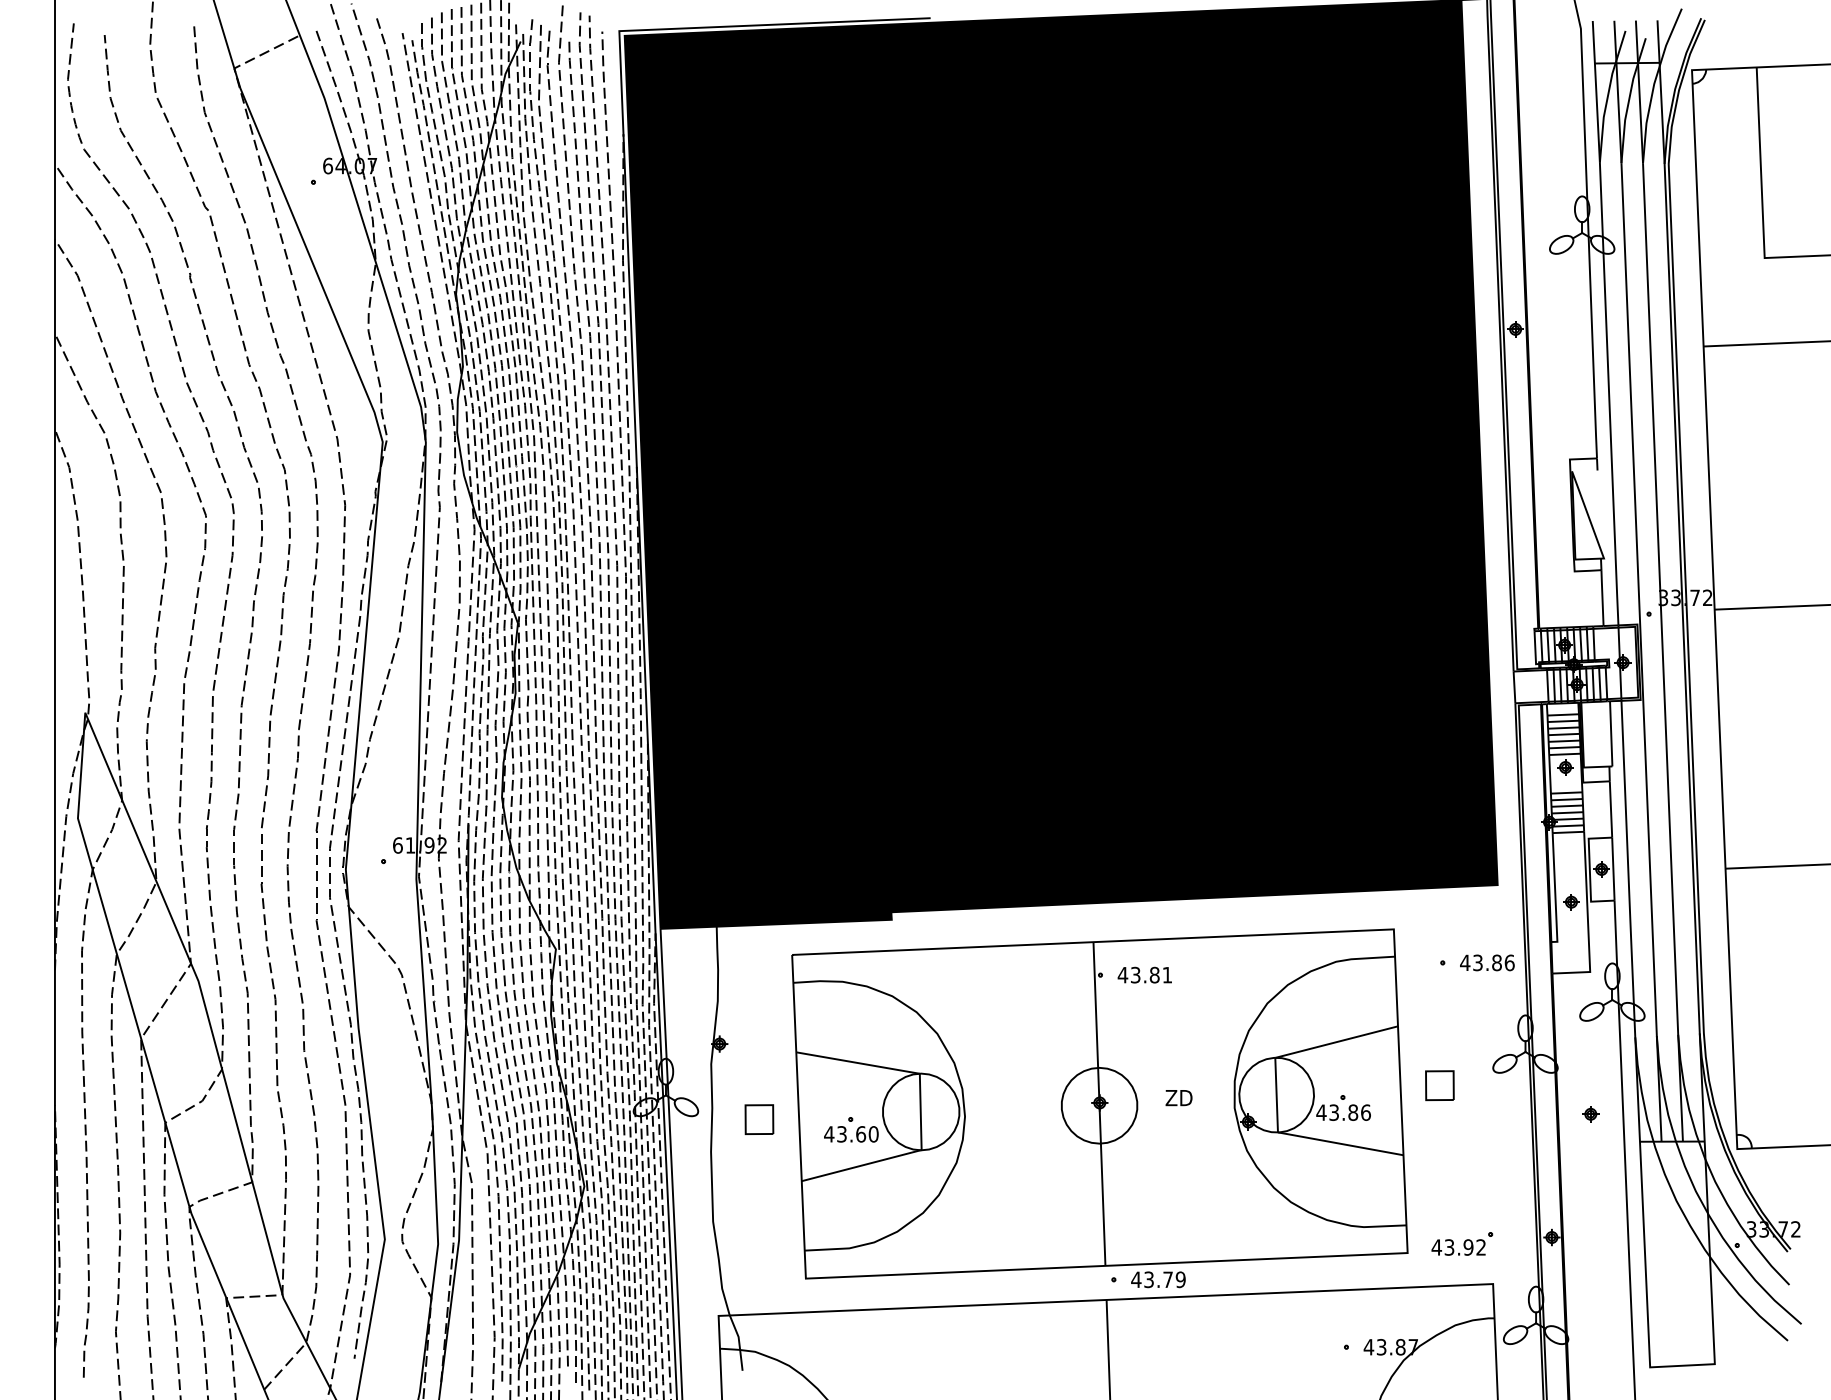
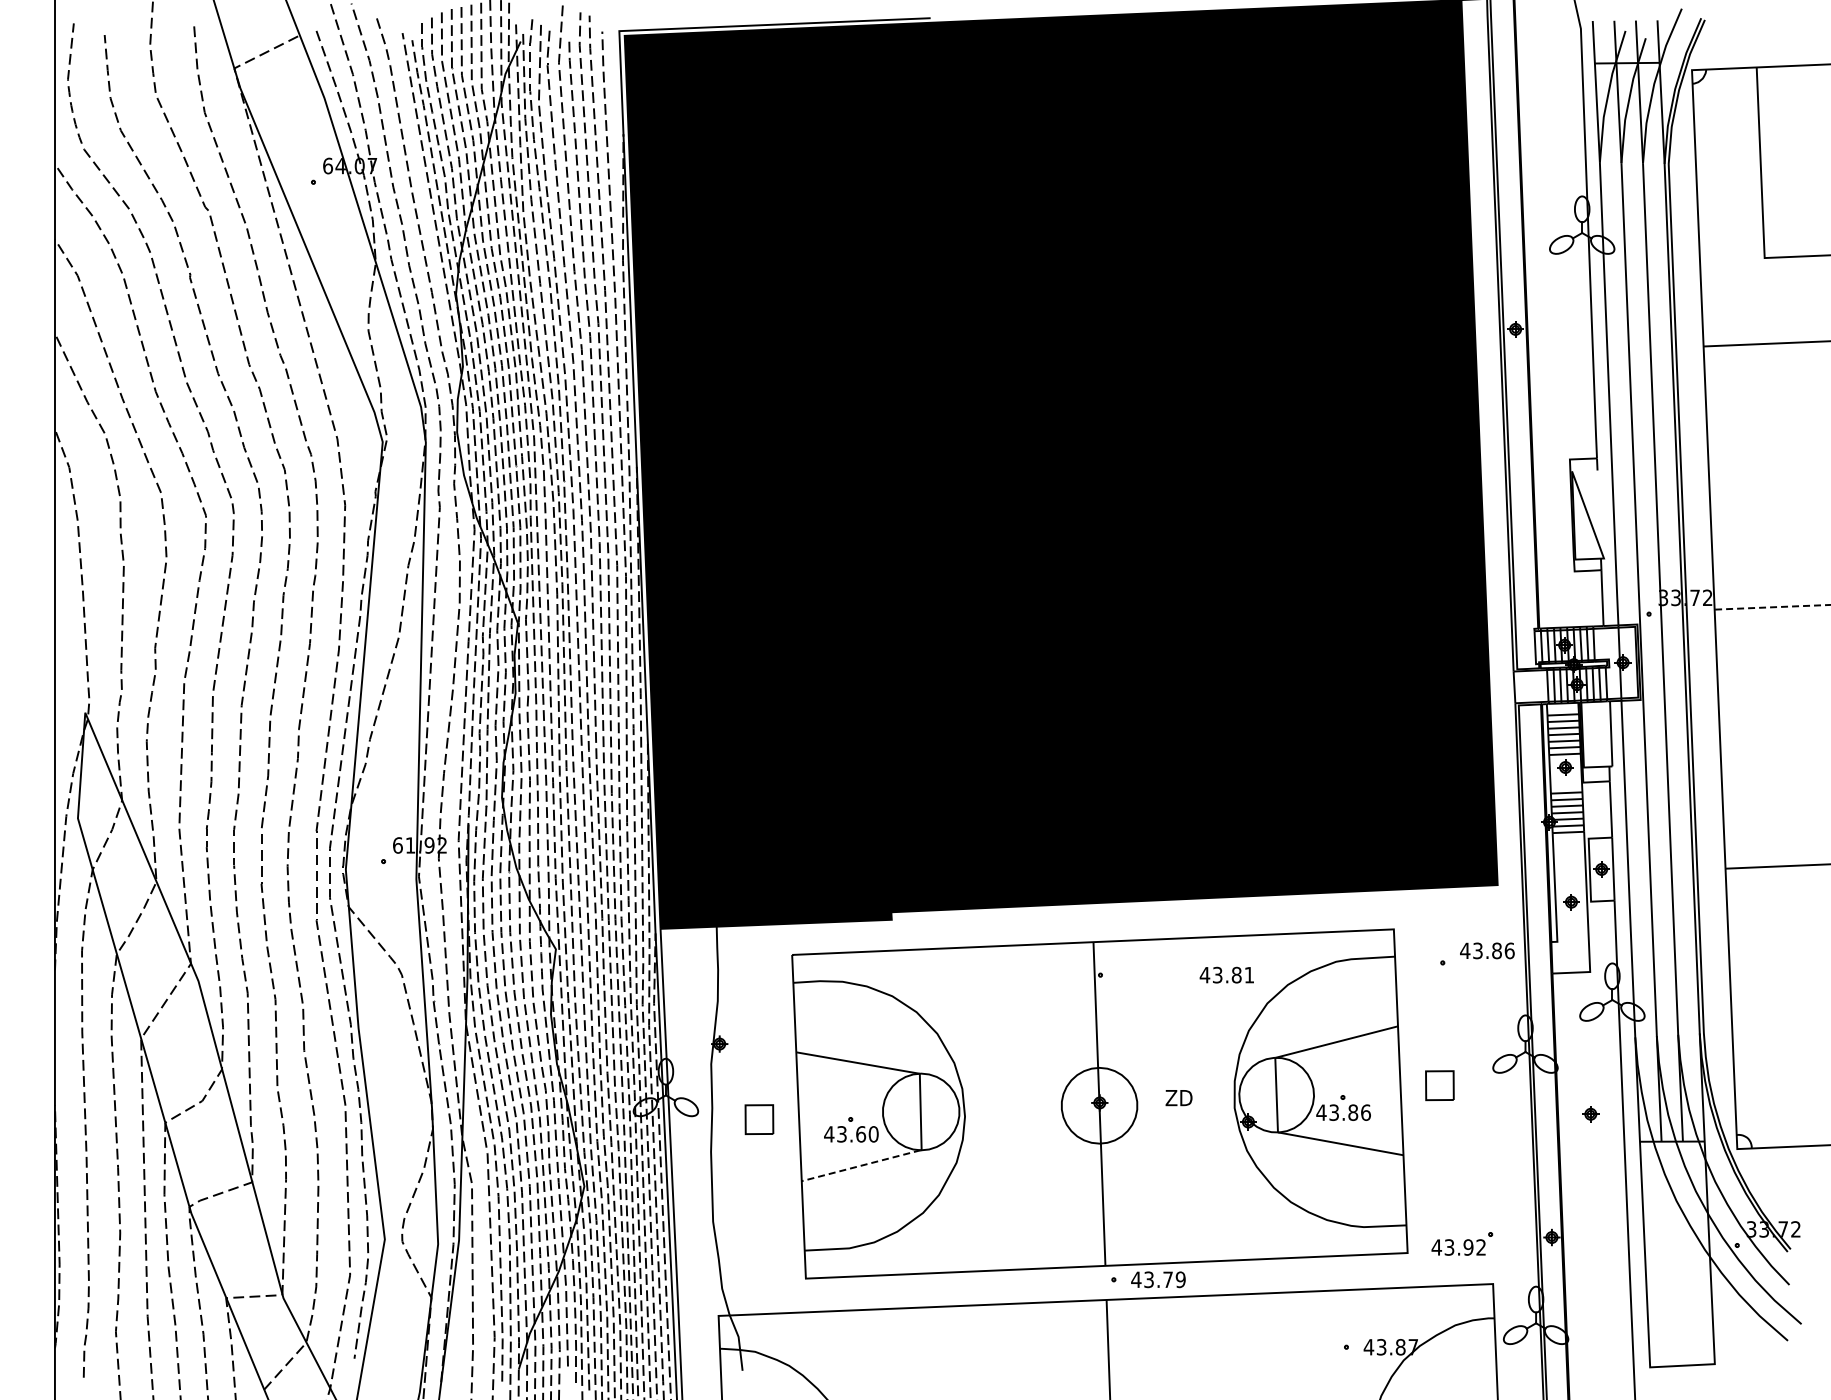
line: solid -> dashed (1772, 607)
text position: (1487, 962) -> (1487, 950) (1487, 950)
text position: (1144, 974) -> (1226, 974) (1226, 974)
line: solid -> dashed (860, 1165)
